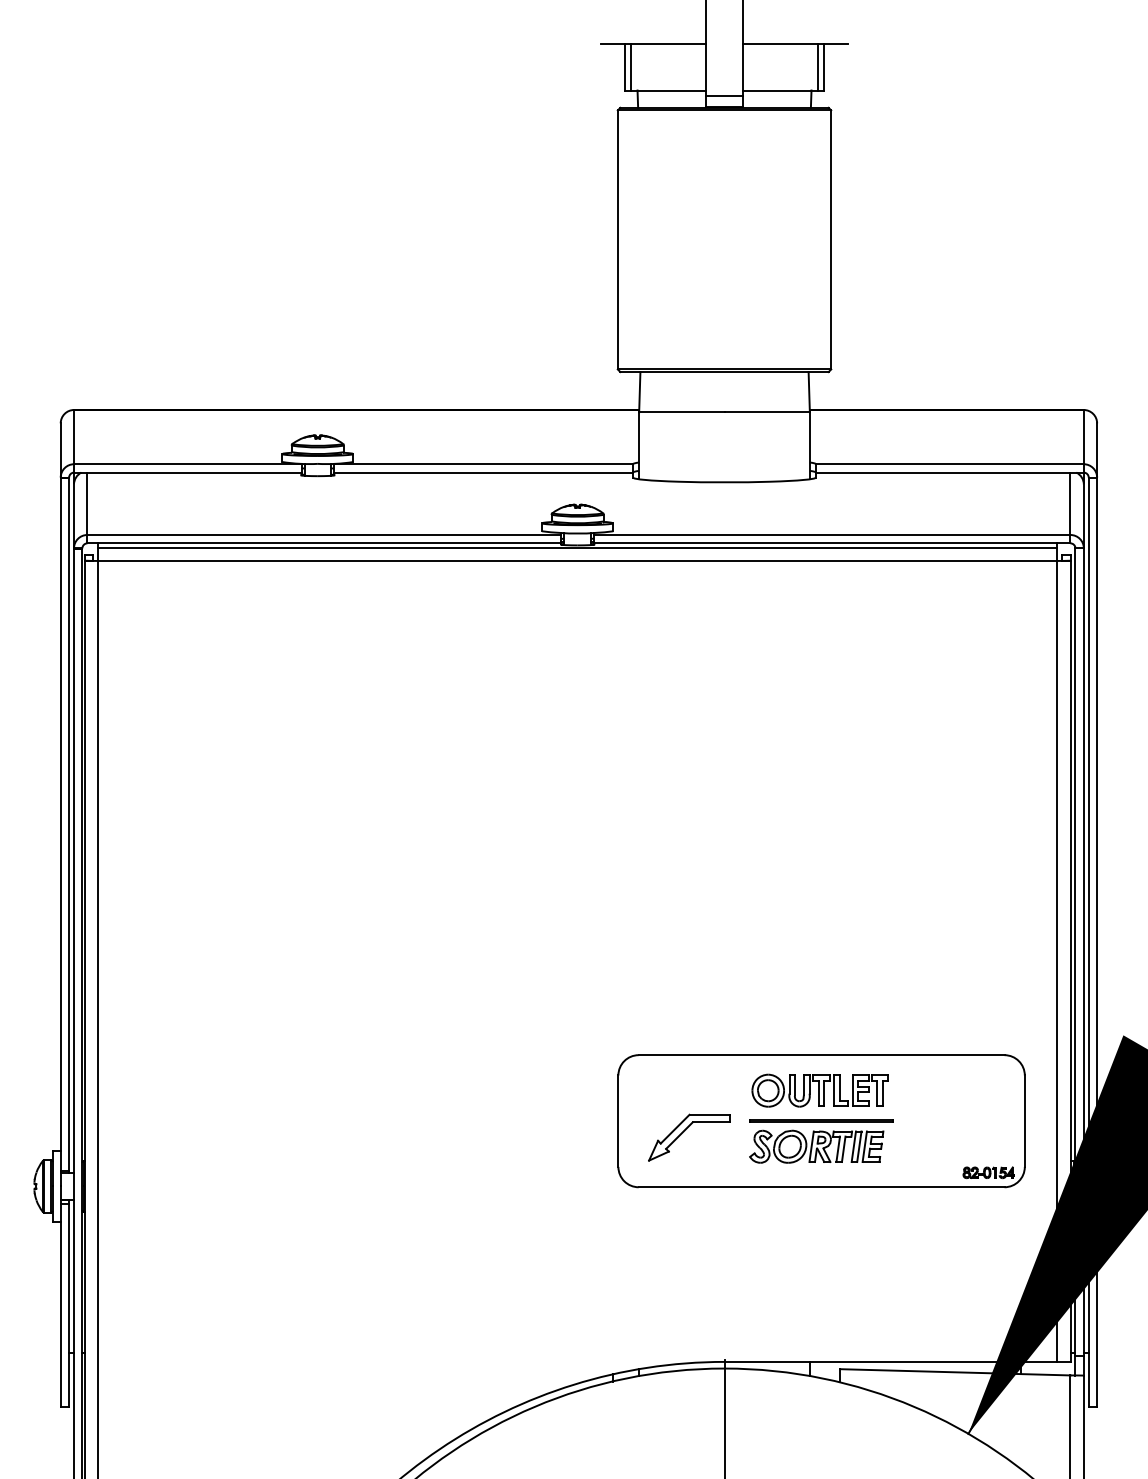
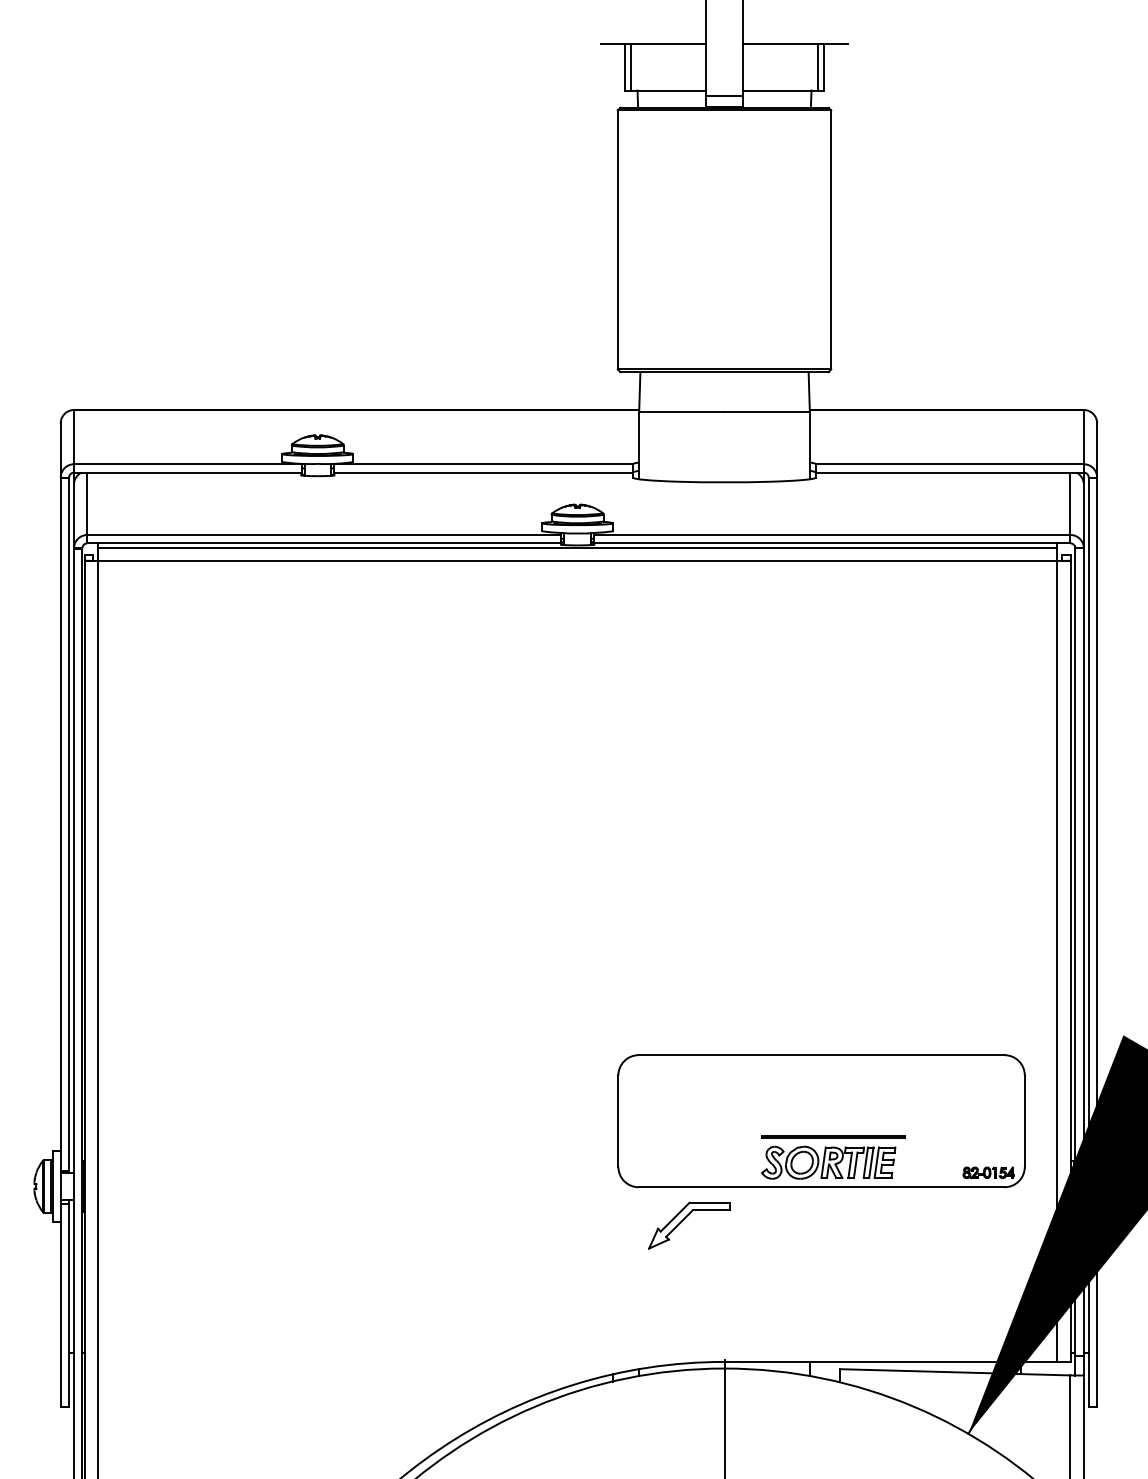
part: present -> none (819, 1090)
part position: (684, 1131) -> (684, 1219) (684, 1219)
part position: (821, 1141) -> (833, 1157) (833, 1157)
